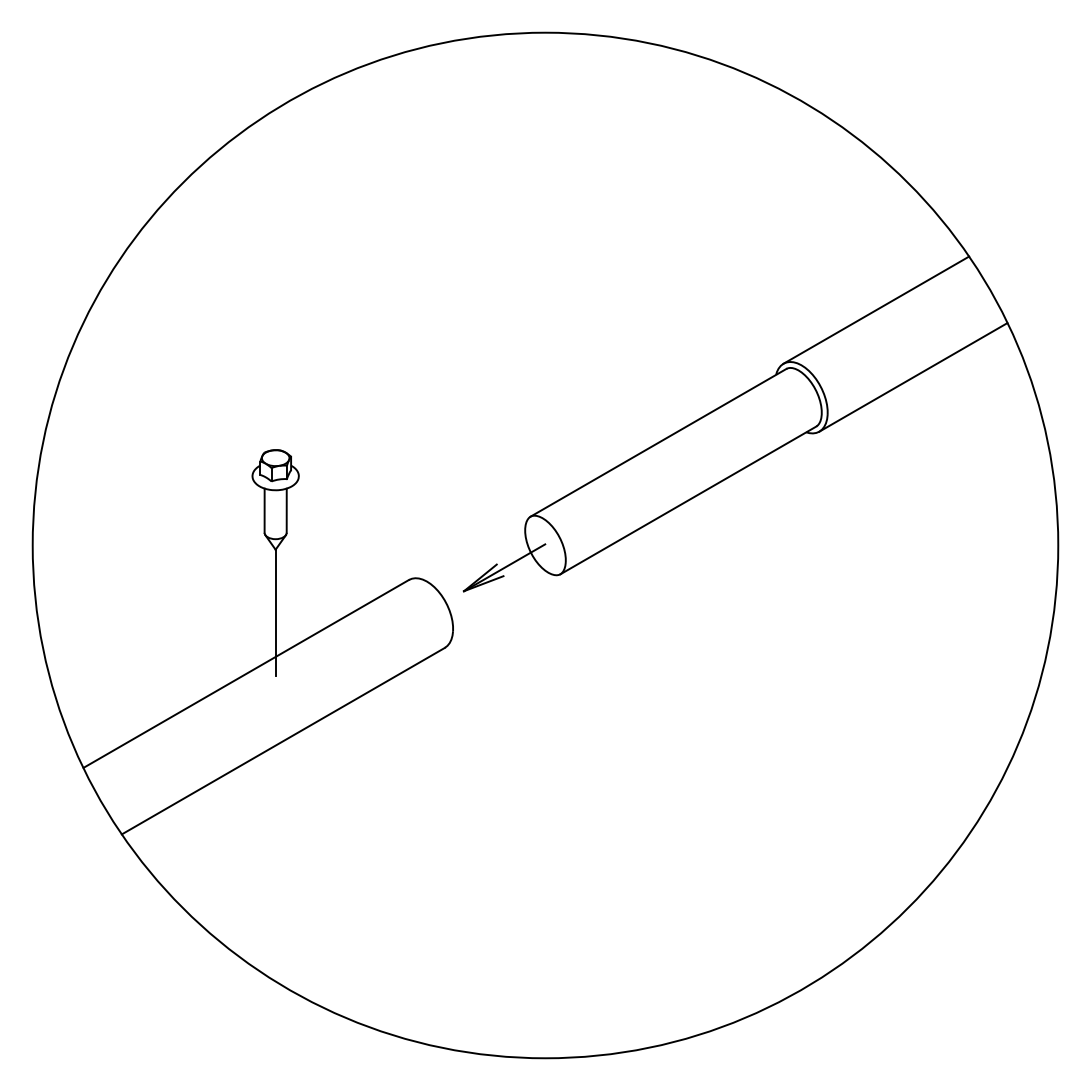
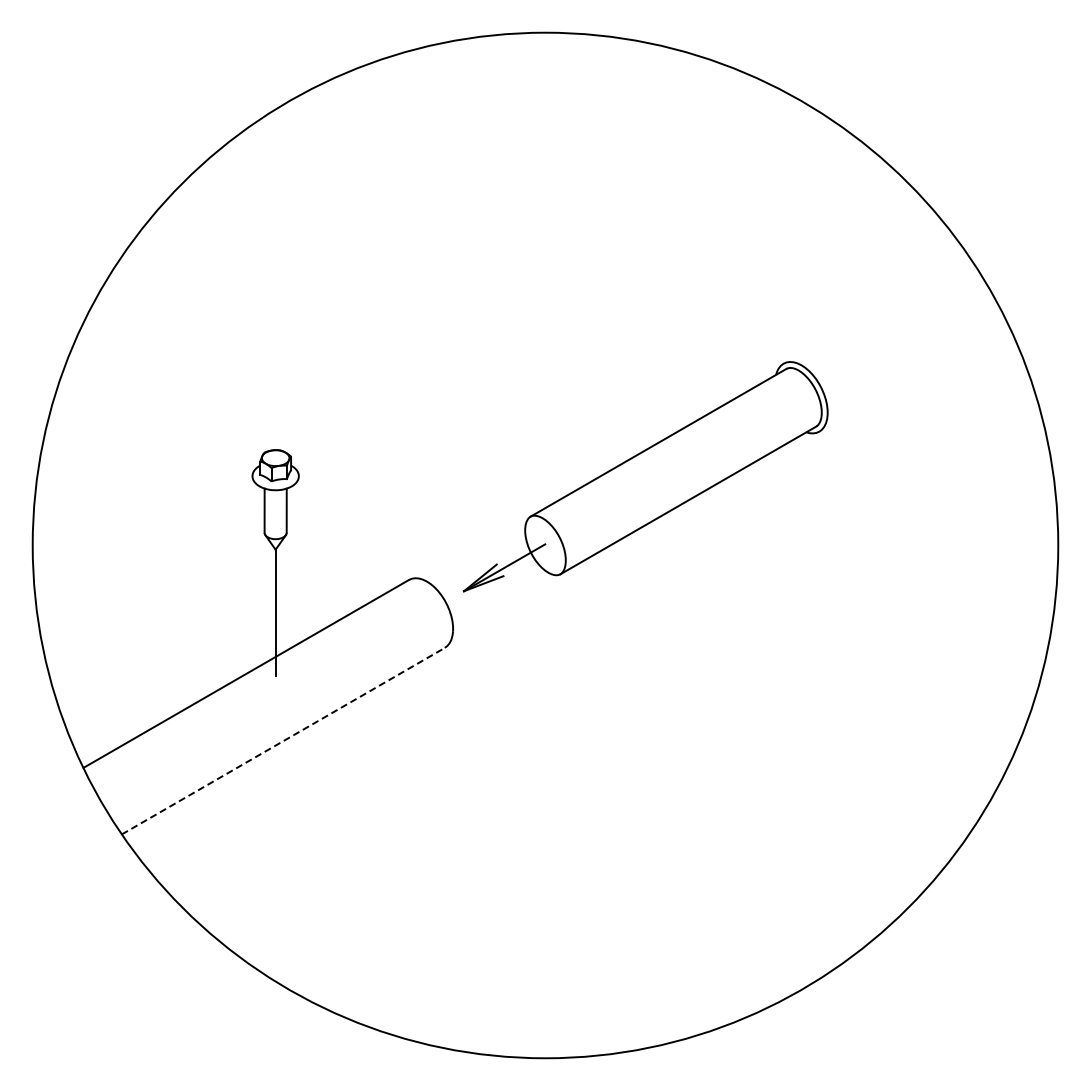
line: present -> none (876, 309)
line: present -> none (913, 377)
line: solid -> dashed (283, 741)
